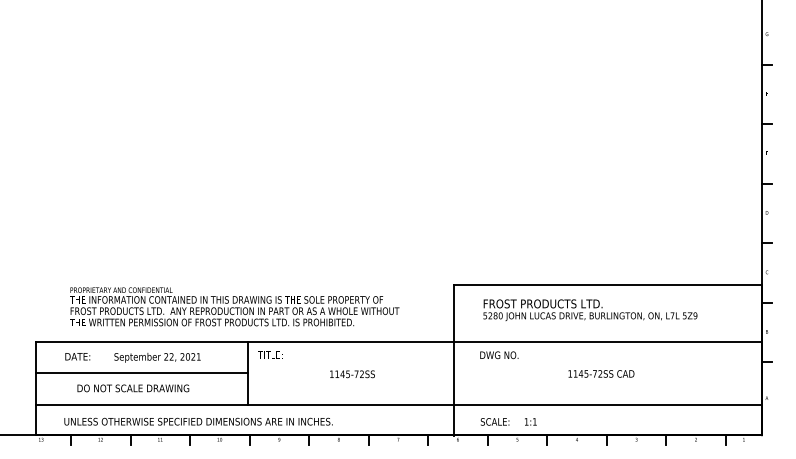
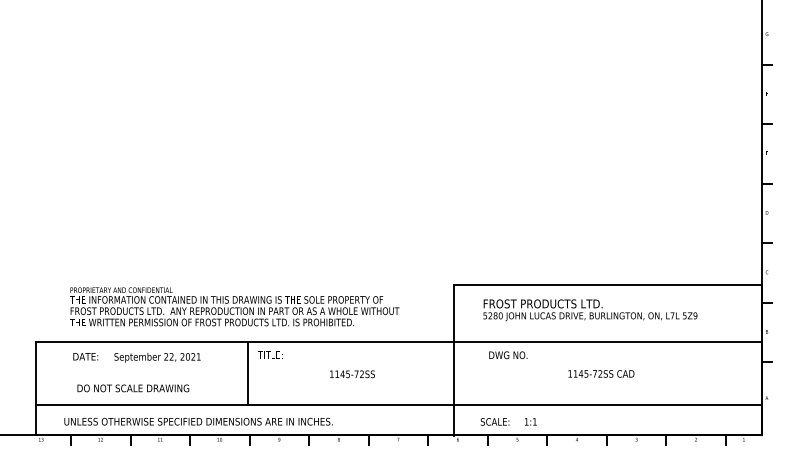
text position: (499, 355) -> (508, 355) (508, 355)
text position: (77, 356) -> (85, 356) (85, 356)
line: present -> none (142, 373)
